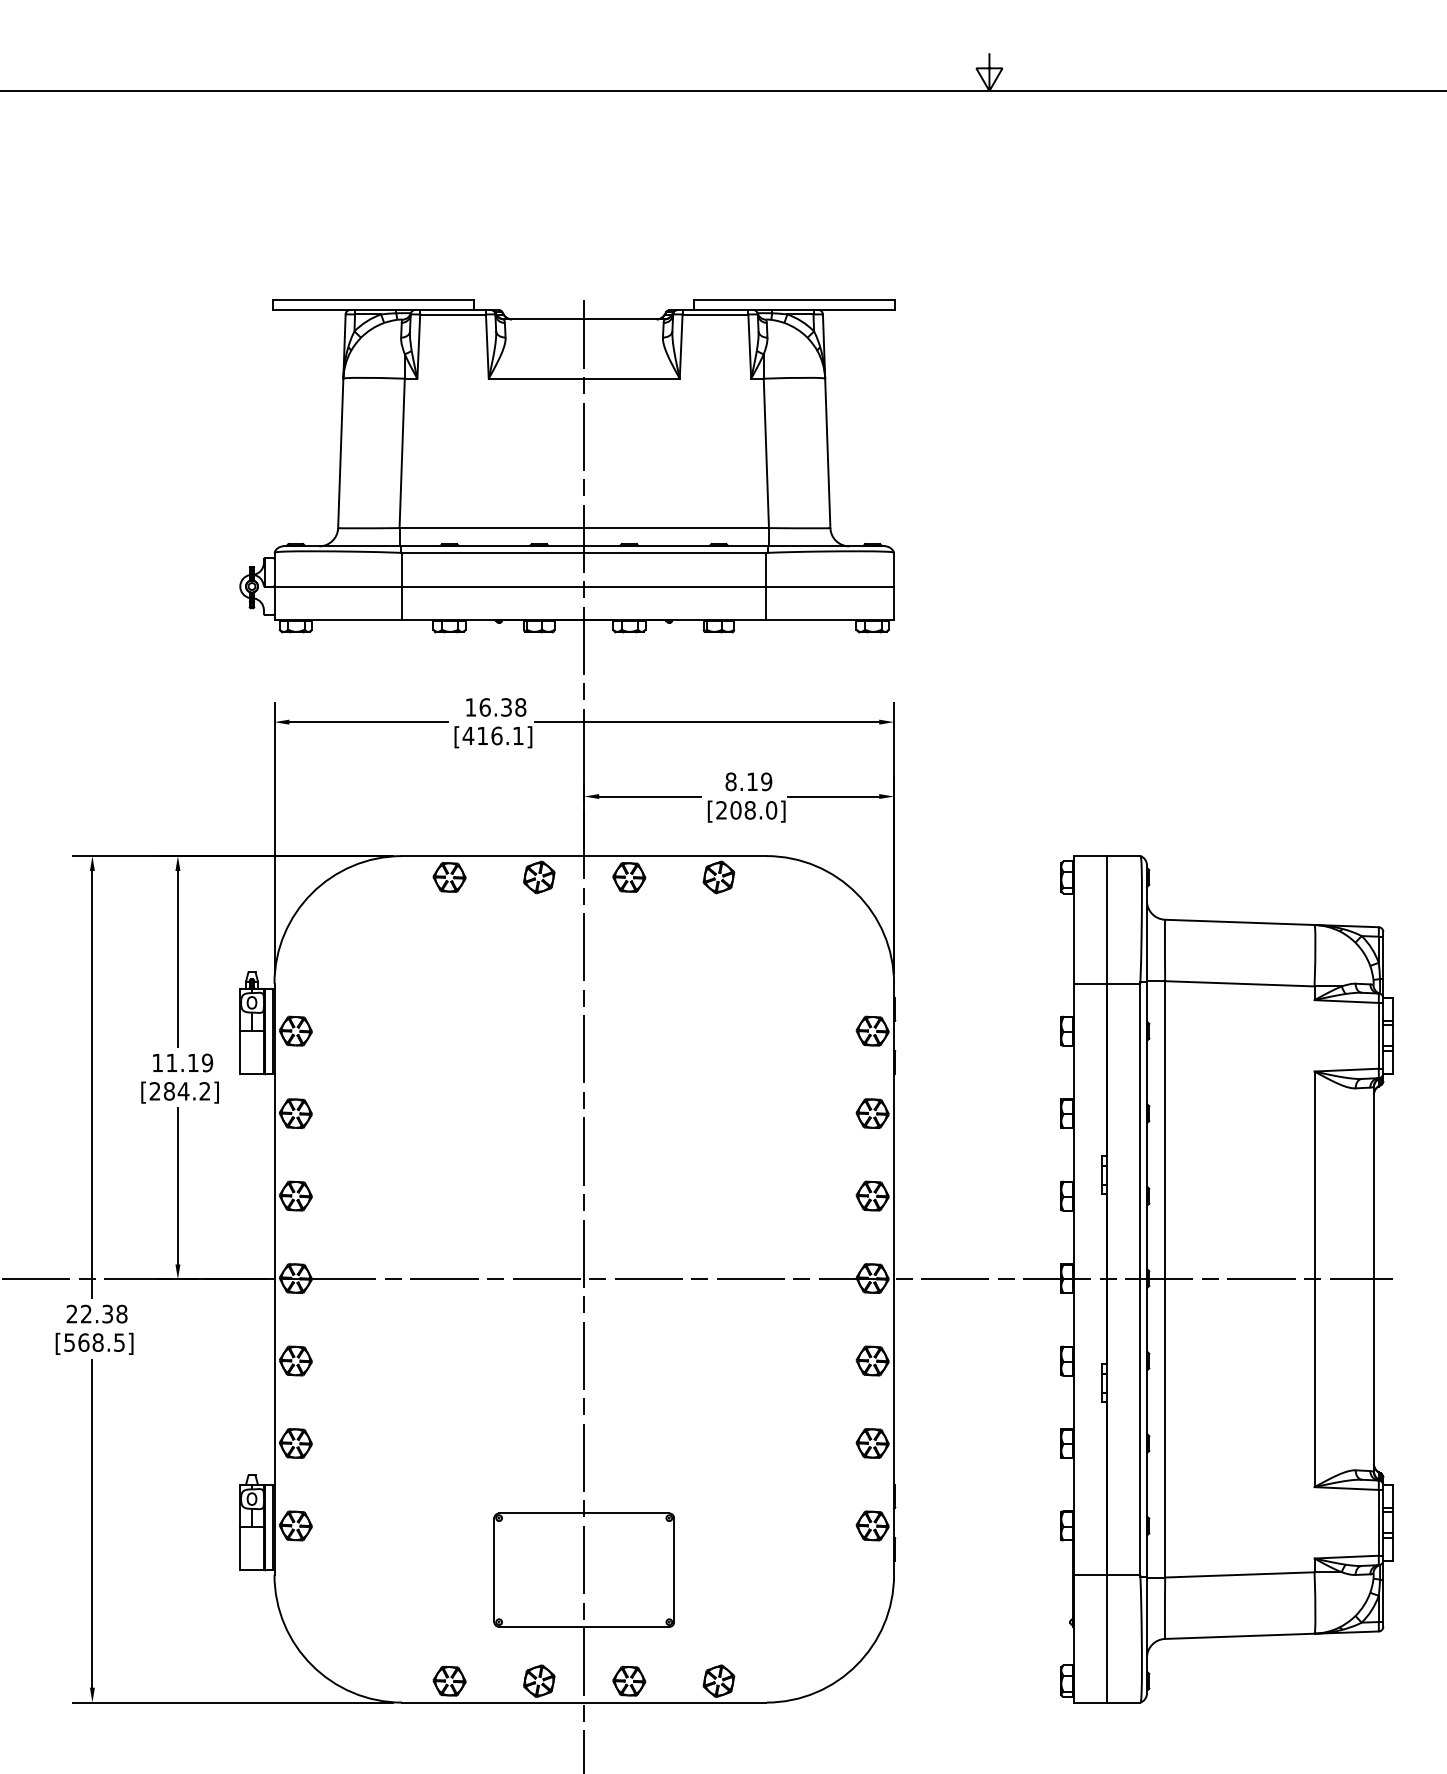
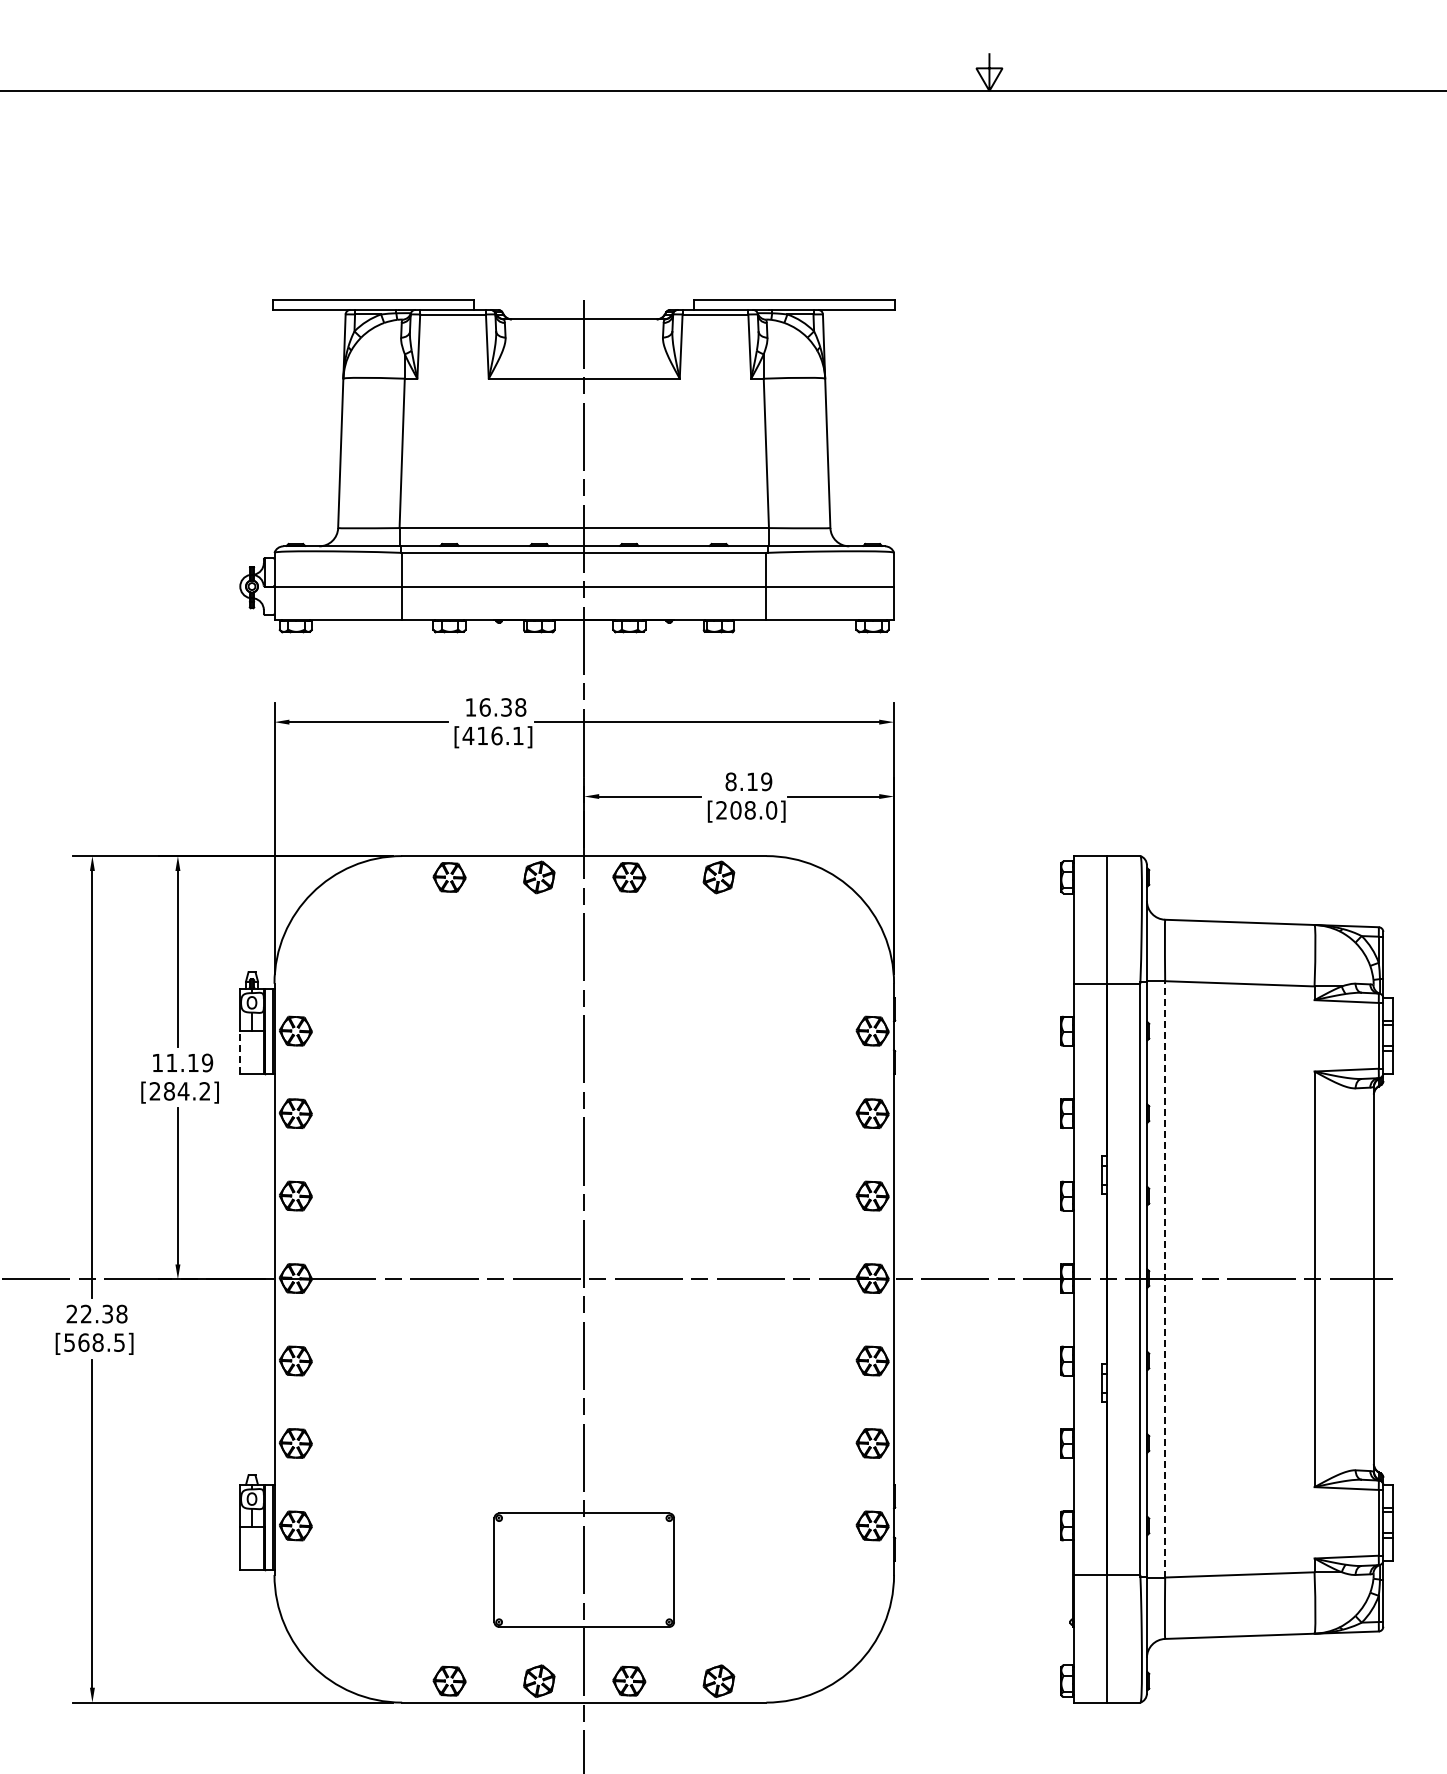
line: solid -> dashed (240, 1051)
line: solid -> dashed (1165, 1278)
